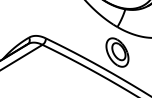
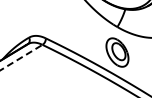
line: solid -> dashed (21, 57)
